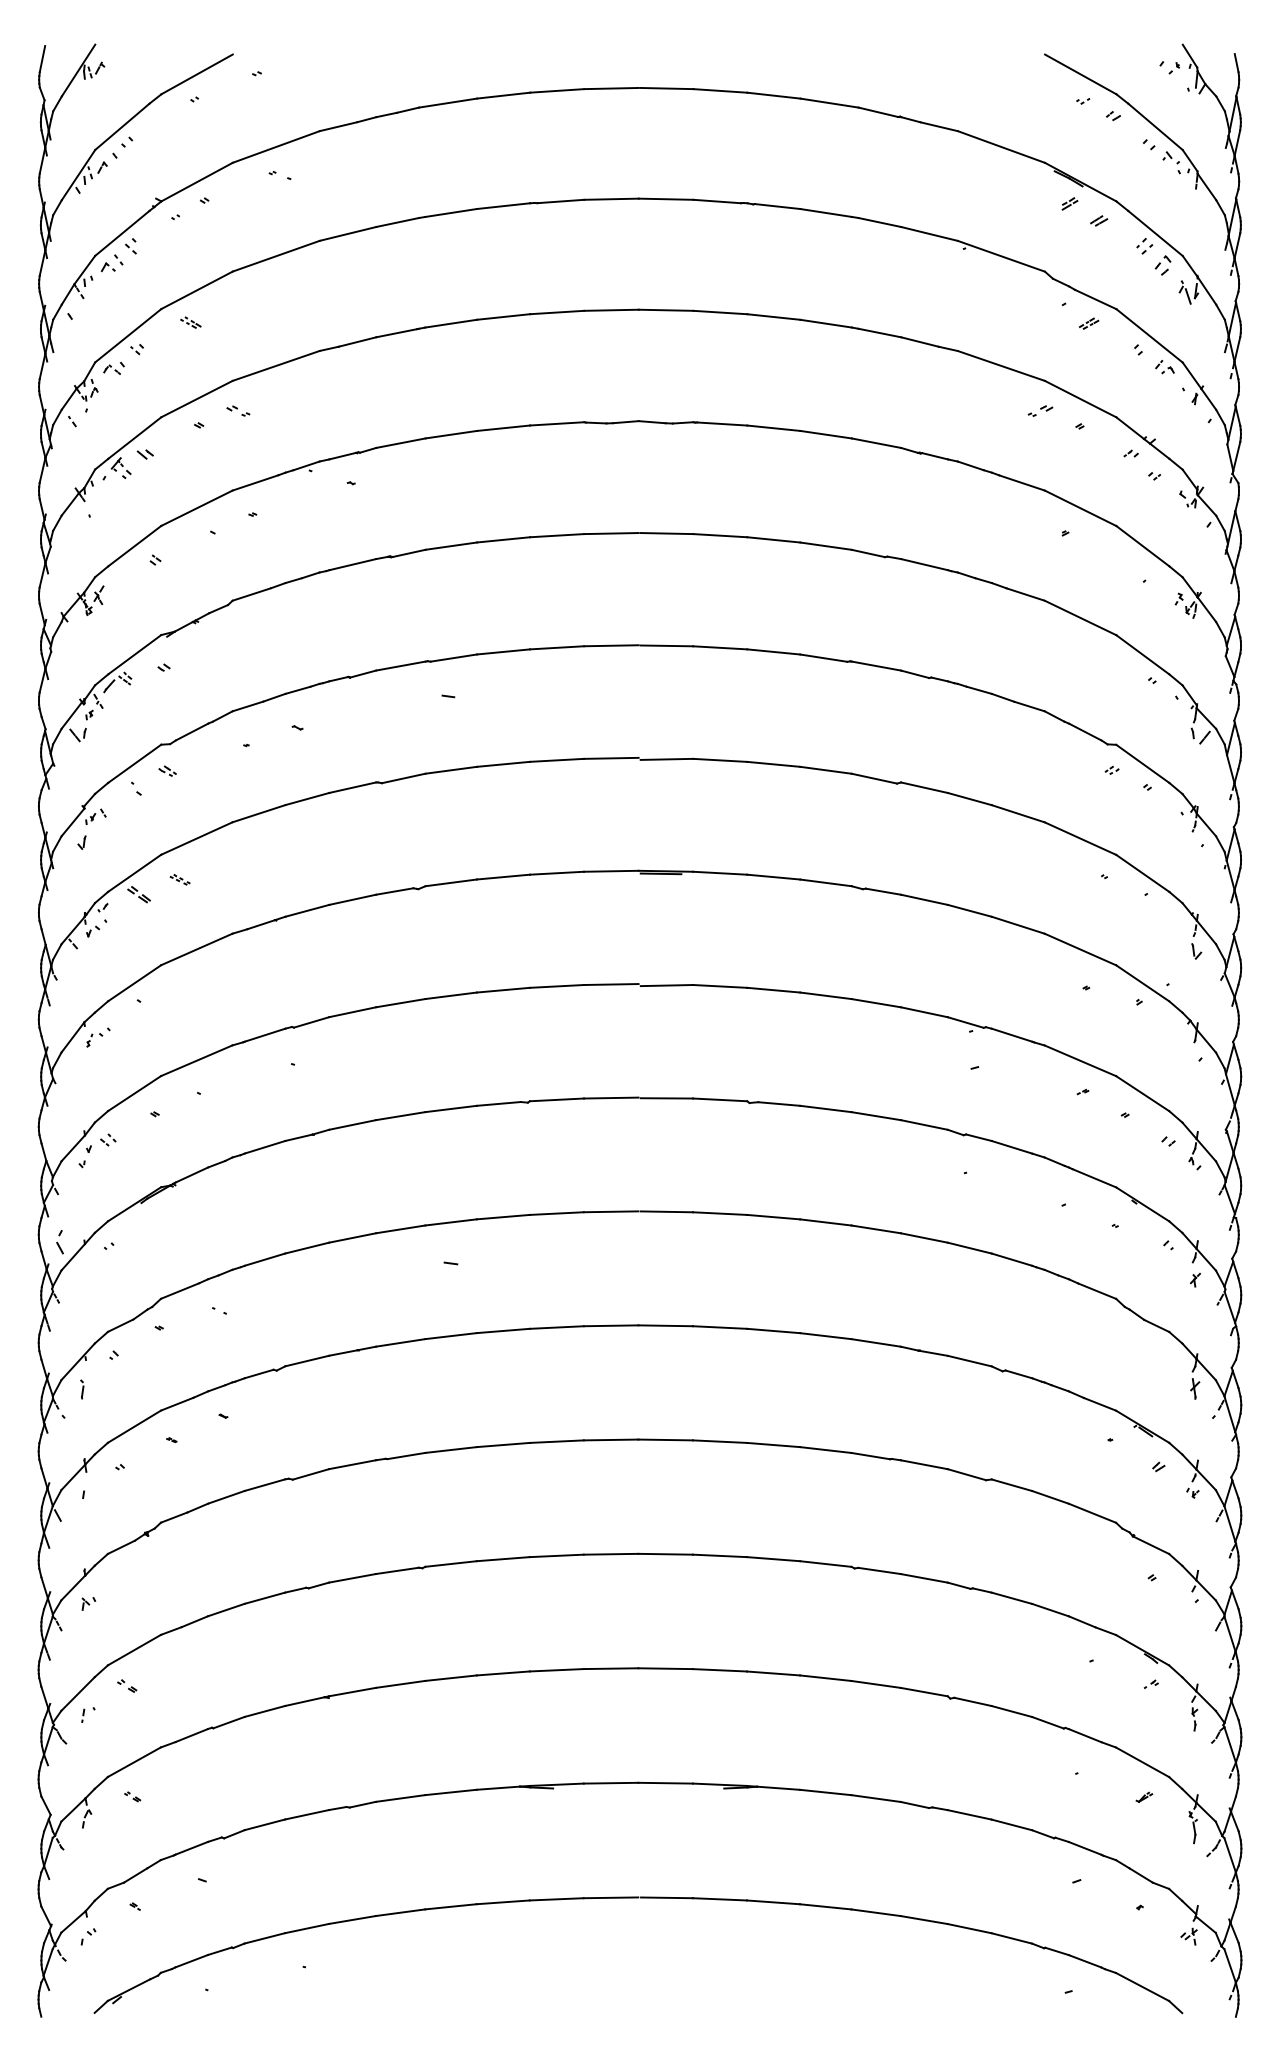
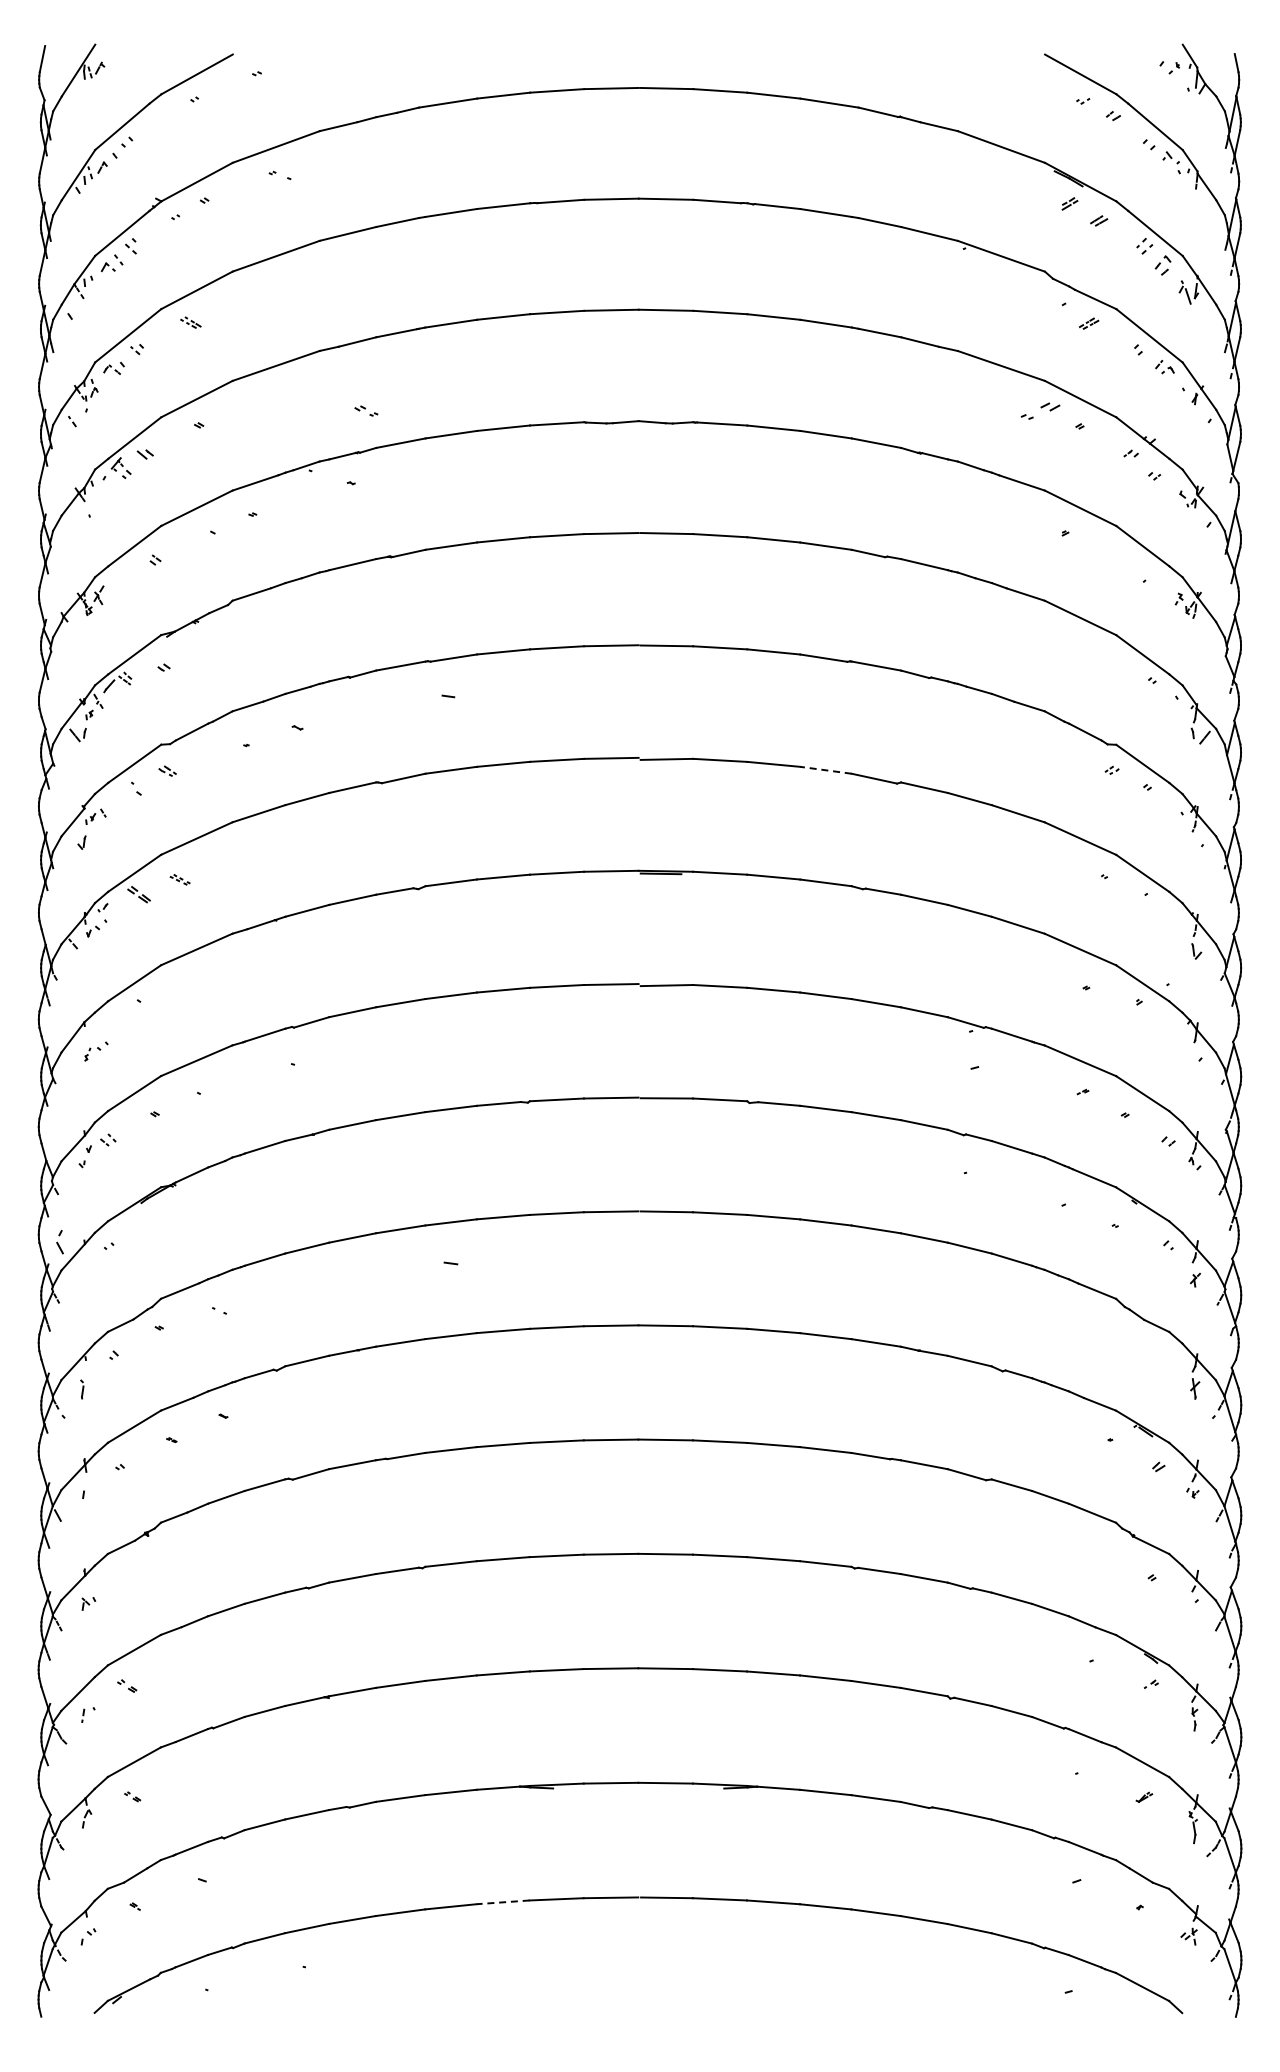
part position: (238, 410) -> (366, 410) (366, 410)
part size: 27x12 px -> 41x18 px (1040, 410)
line: solid -> dashed (825, 770)
part position: (98, 1037) -> (96, 1051) (96, 1051)
line: solid -> dashed (503, 1902)
